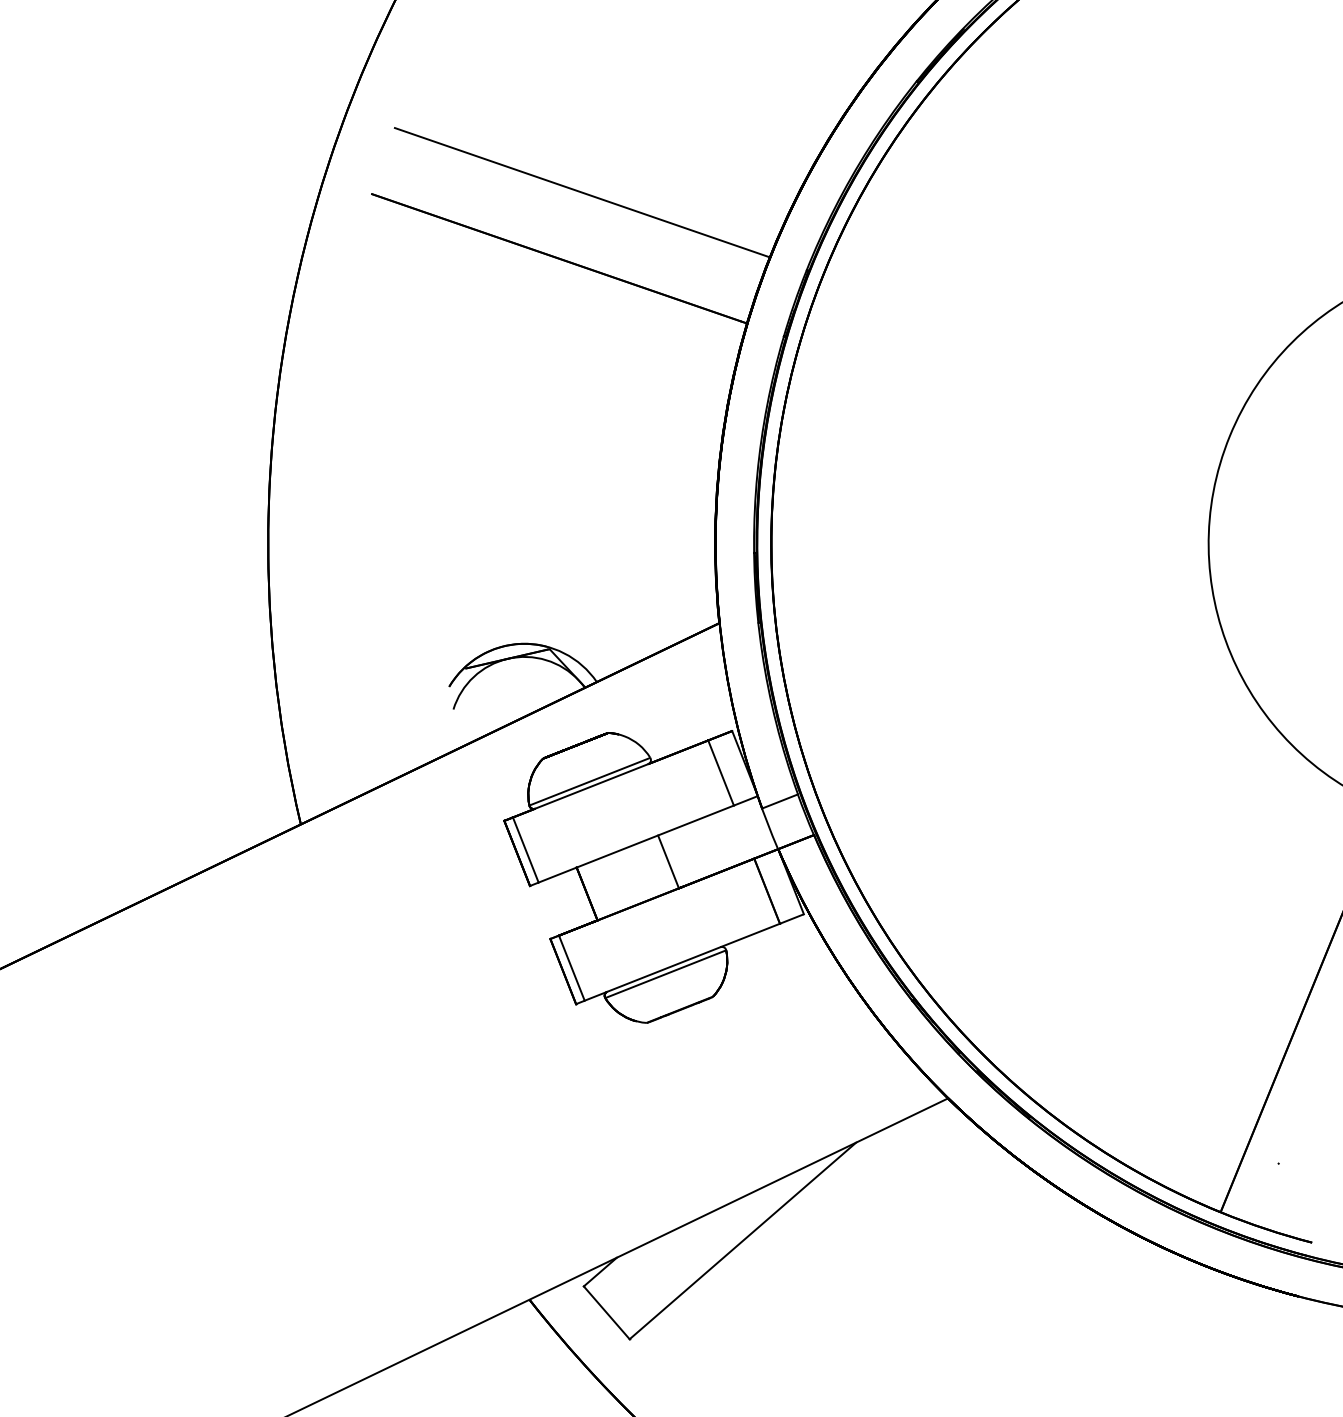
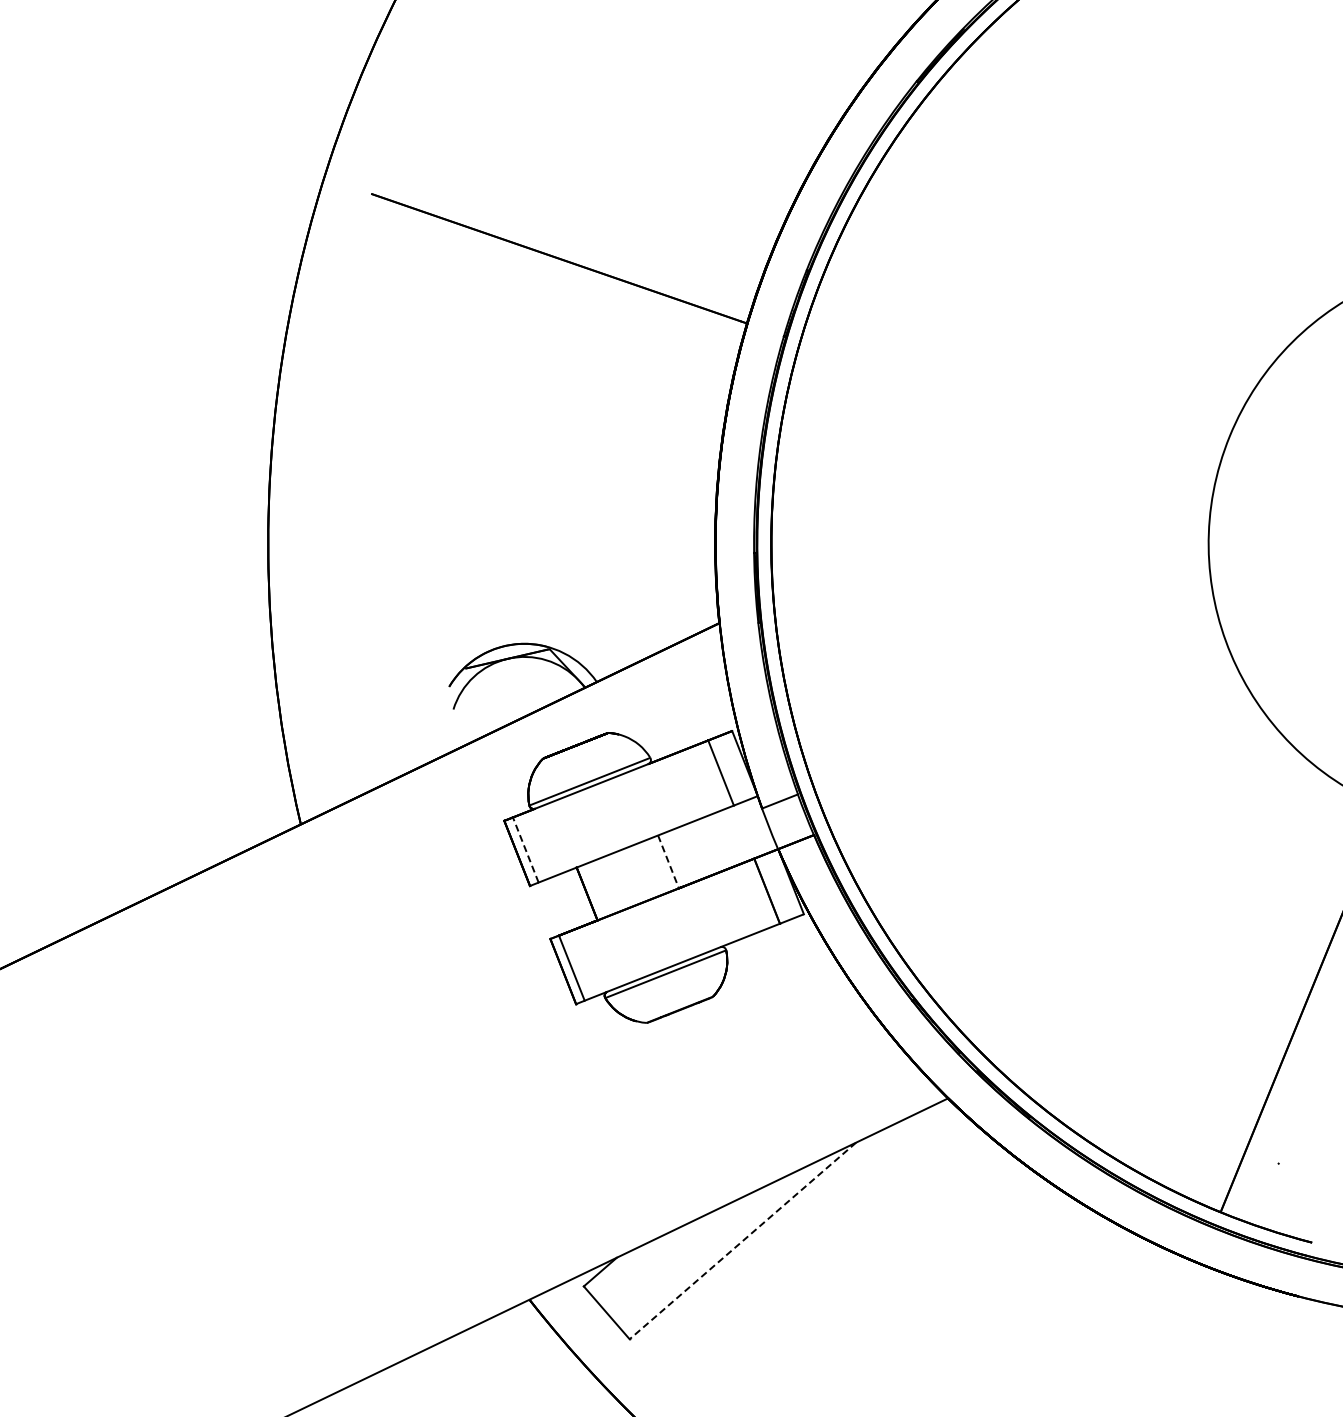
line: present -> none (581, 192)
line: solid -> dashed (525, 850)
line: solid -> dashed (668, 862)
line: solid -> dashed (742, 1240)
